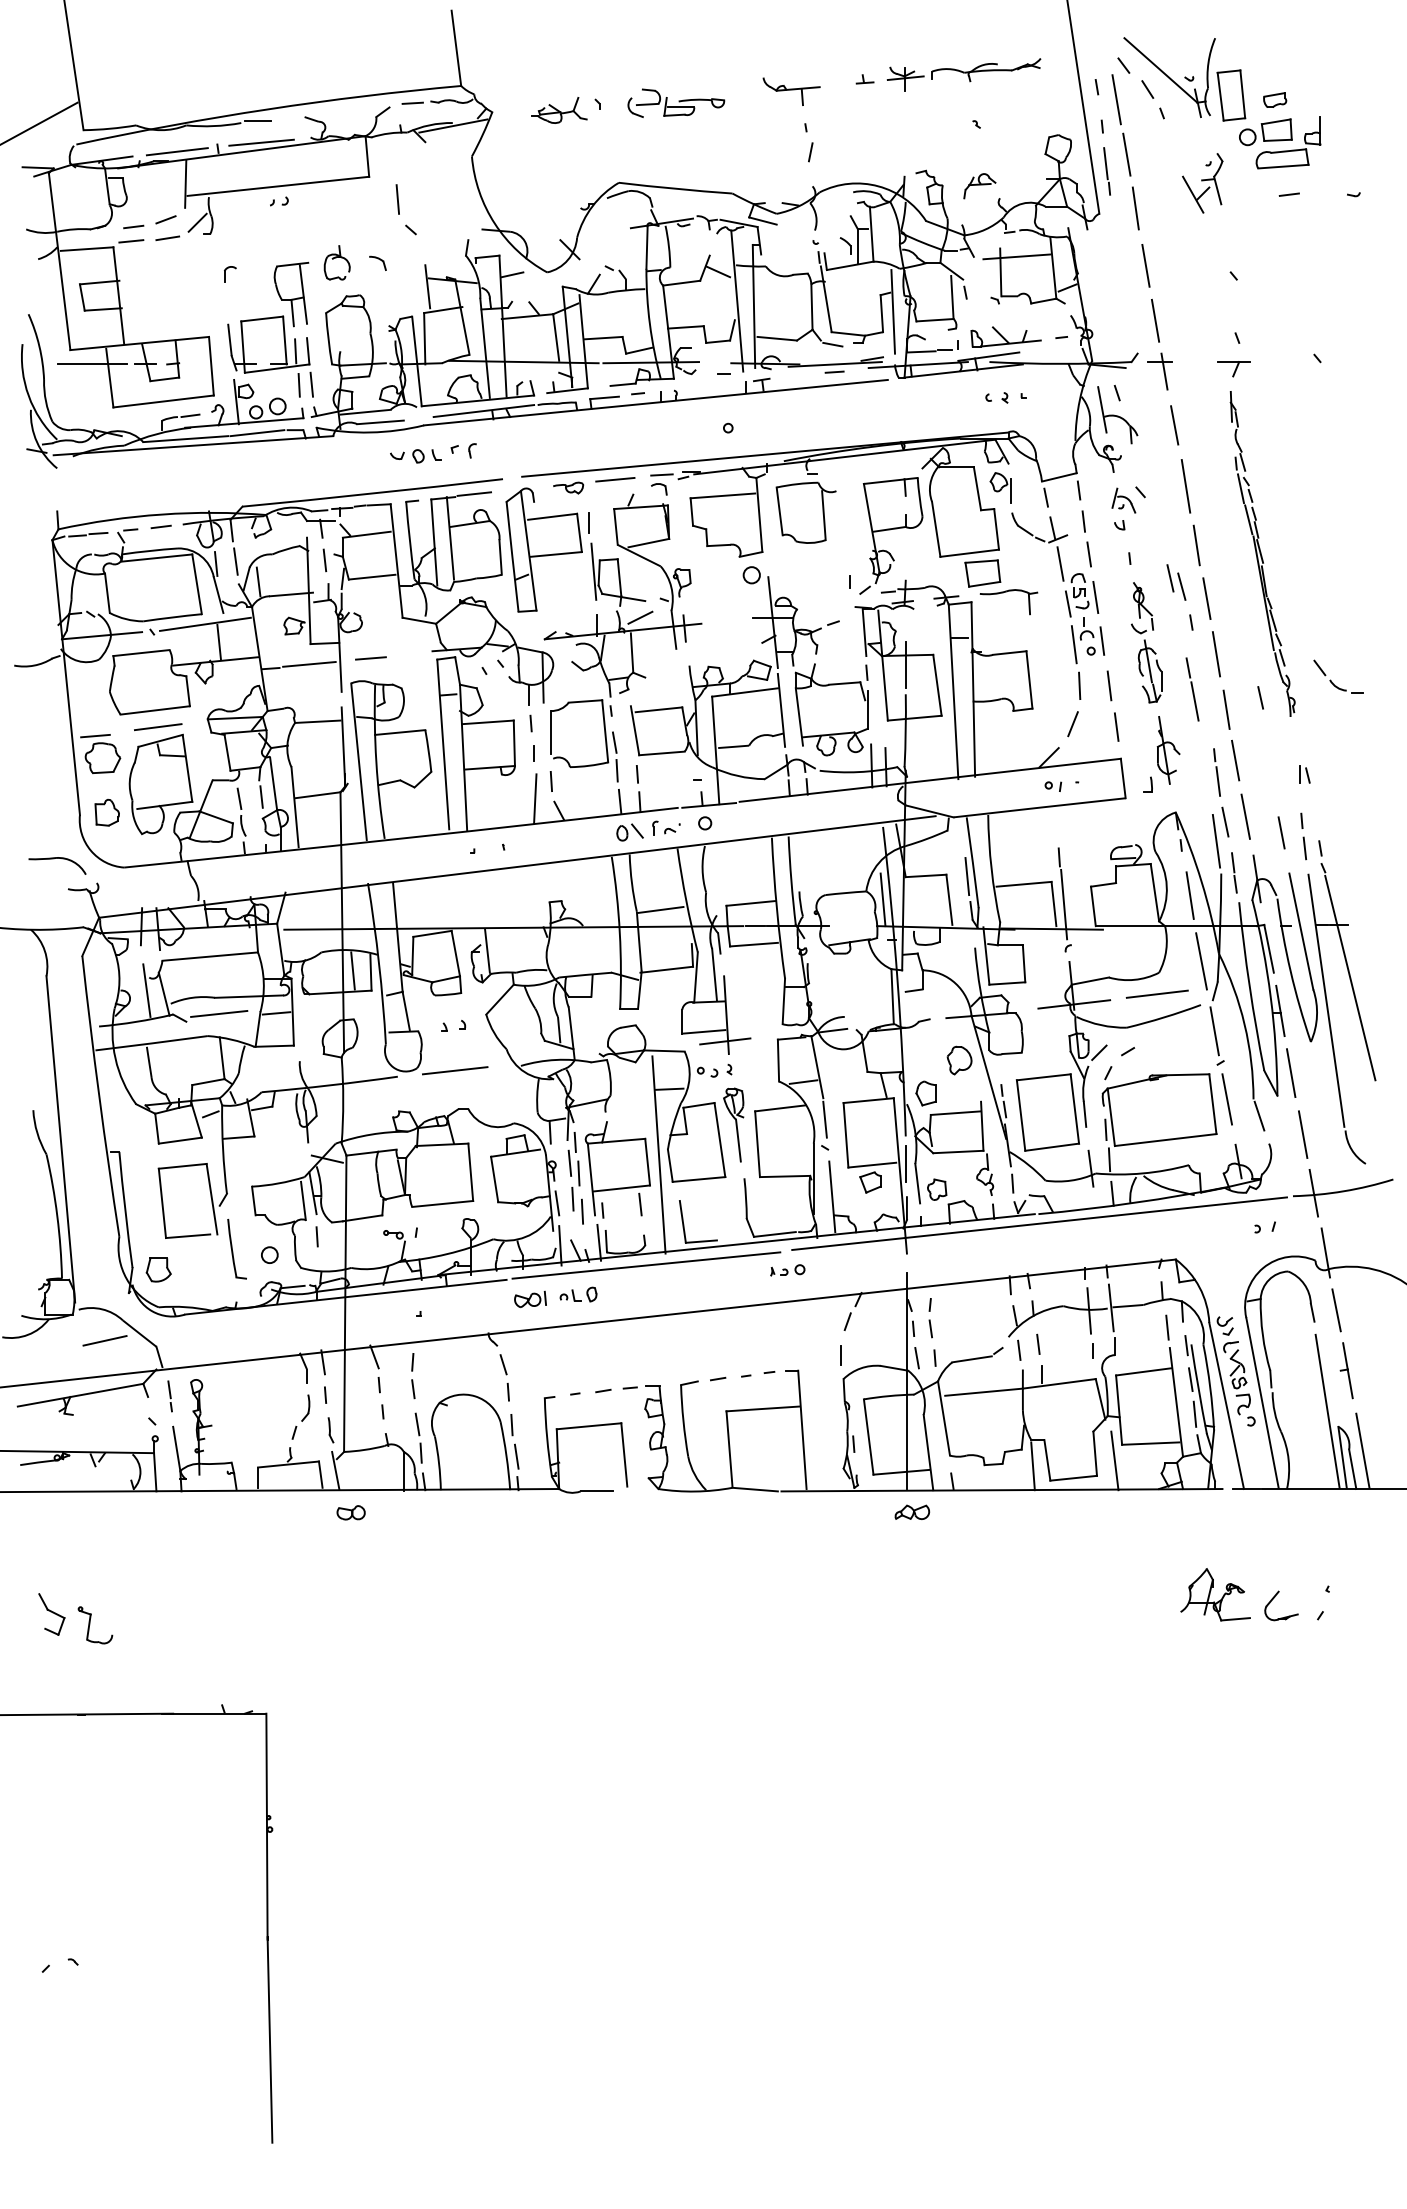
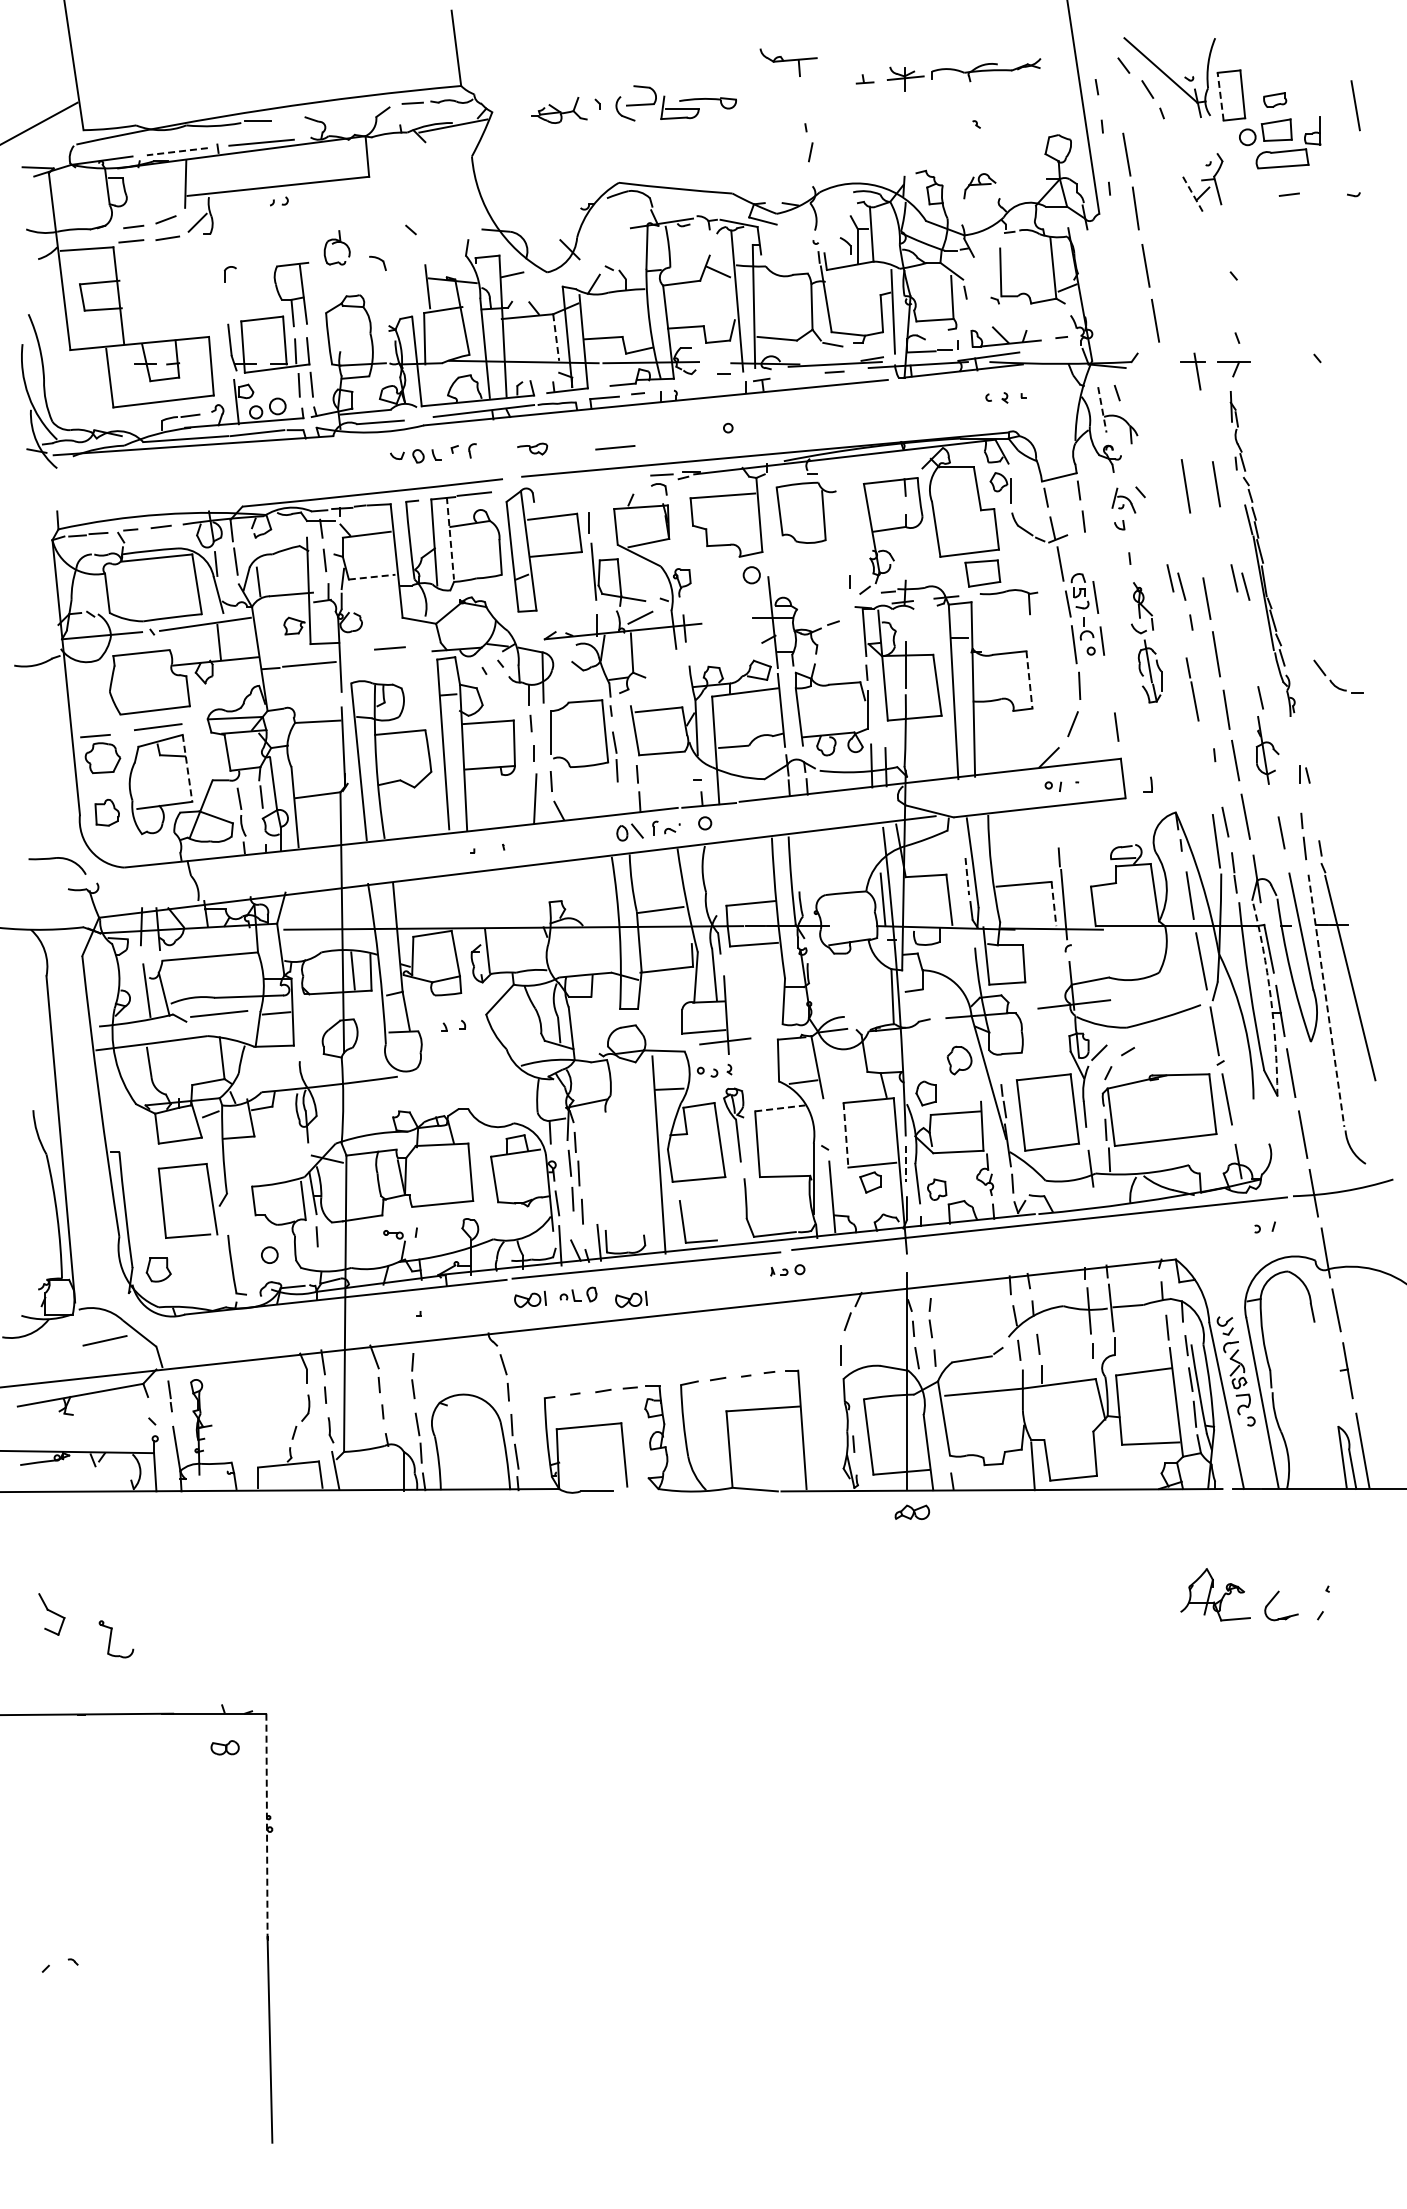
part position: (791, 91) -> (788, 62) (788, 62)
line: solid -> dashed (1220, 96)
line position: (1116, 99) -> (1355, 105) (1355, 105)
part size: 99x30 px -> 122x37 px (675, 103)
line: solid -> dashed (177, 151)
line: present -> none (1105, 163)
line: solid -> dashed (1193, 194)
line: present -> none (397, 199)
line: present -> none (1016, 256)
part position: (336, 262) -> (336, 247) (336, 247)
line: solid -> dashed (556, 338)
line: present -> none (92, 364)
part position: (1159, 371) -> (1192, 371) (1192, 371)
line: solid -> dashed (1102, 410)
line: present -> none (1174, 425)
line position: (615, 479) -> (615, 447) (615, 447)
line: none -> present (1216, 484)
part position: (568, 487) -> (532, 448) (532, 448)
line: present -> none (1240, 488)
line: solid -> dashed (450, 538)
line: present -> none (1196, 545)
line: present -> none (1089, 554)
line: solid -> dashed (372, 577)
part: none -> present (1240, 582)
line position: (370, 658) -> (389, 648) (389, 648)
line: solid -> dashed (1029, 679)
line: present -> none (1109, 685)
part position: (1168, 750) -> (1267, 750) (1267, 750)
line: solid -> dashed (187, 768)
line: present -> none (1218, 781)
line: present -> none (619, 801)
line: solid -> dashed (967, 876)
line: solid -> dashed (1054, 904)
line: present -> none (1156, 993)
arc: solid -> dashed (1270, 997)
line: solid -> dashed (1326, 1001)
line: present -> none (454, 1070)
line: solid -> dashed (780, 1108)
line: present -> none (1259, 1115)
line: present -> none (824, 1119)
line: solid -> dashed (846, 1135)
line: solid -> dashed (905, 1163)
part: present -> none (617, 1169)
line: present -> none (1112, 1193)
part position: (236, 1249) -> (236, 1265) (236, 1265)
part: none -> present (631, 1299)
line: present -> none (1327, 1410)
line: present -> none (1114, 1460)
part position: (350, 1512) -> (224, 1747) (224, 1747)
part position: (95, 1625) -> (116, 1639) (116, 1639)
line: solid -> dashed (266, 1826)
